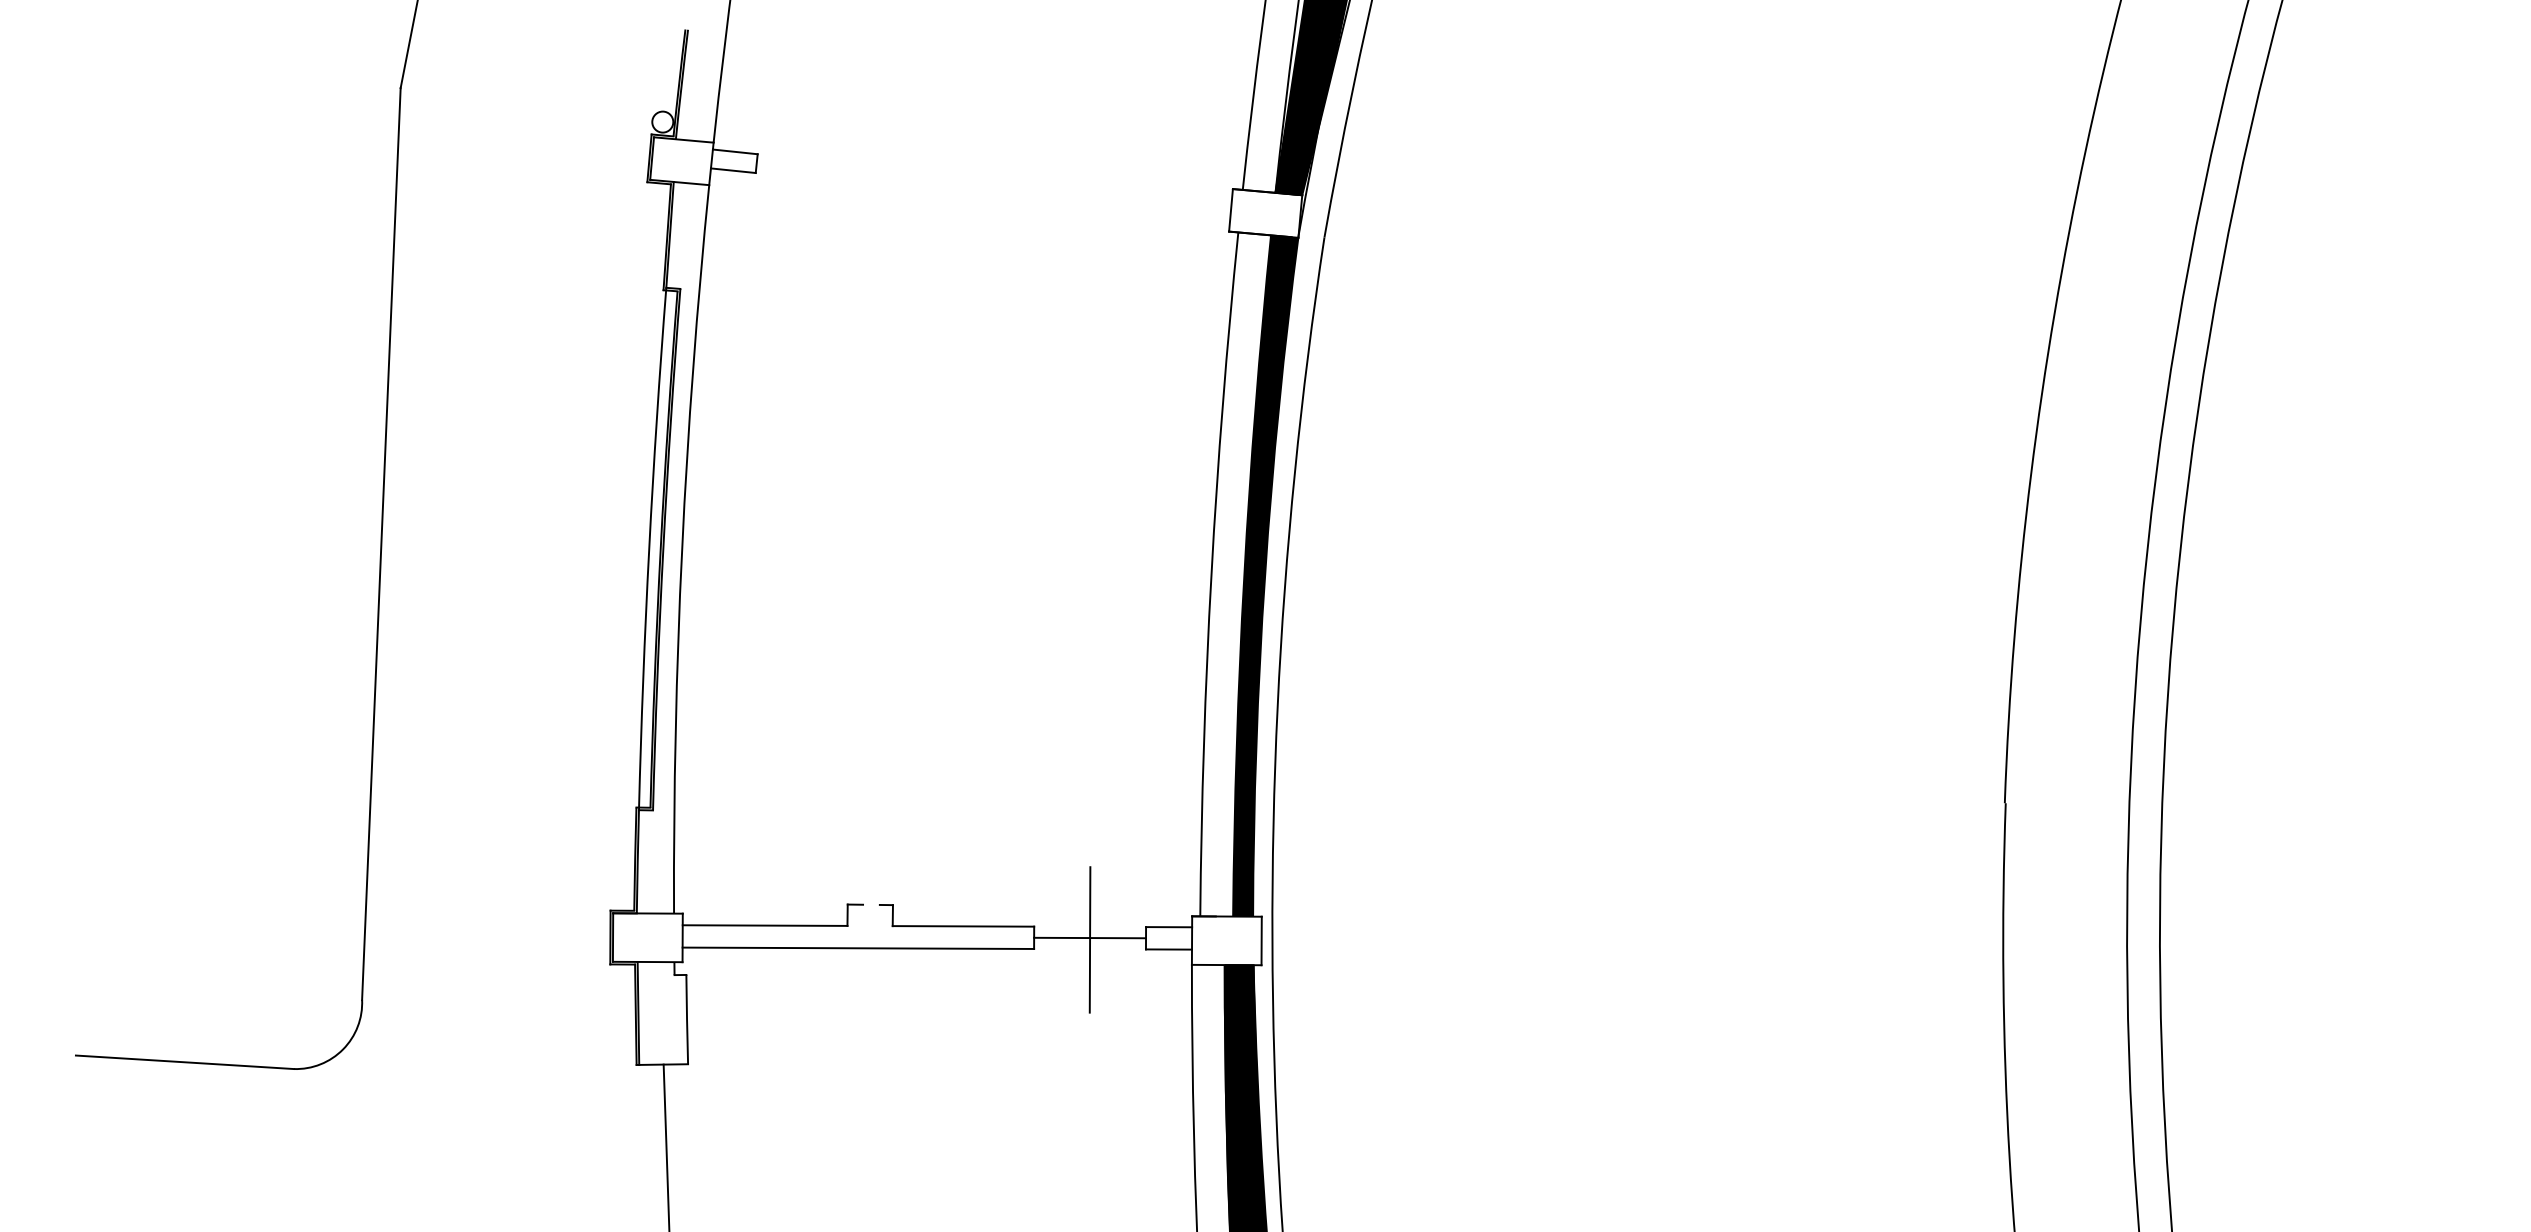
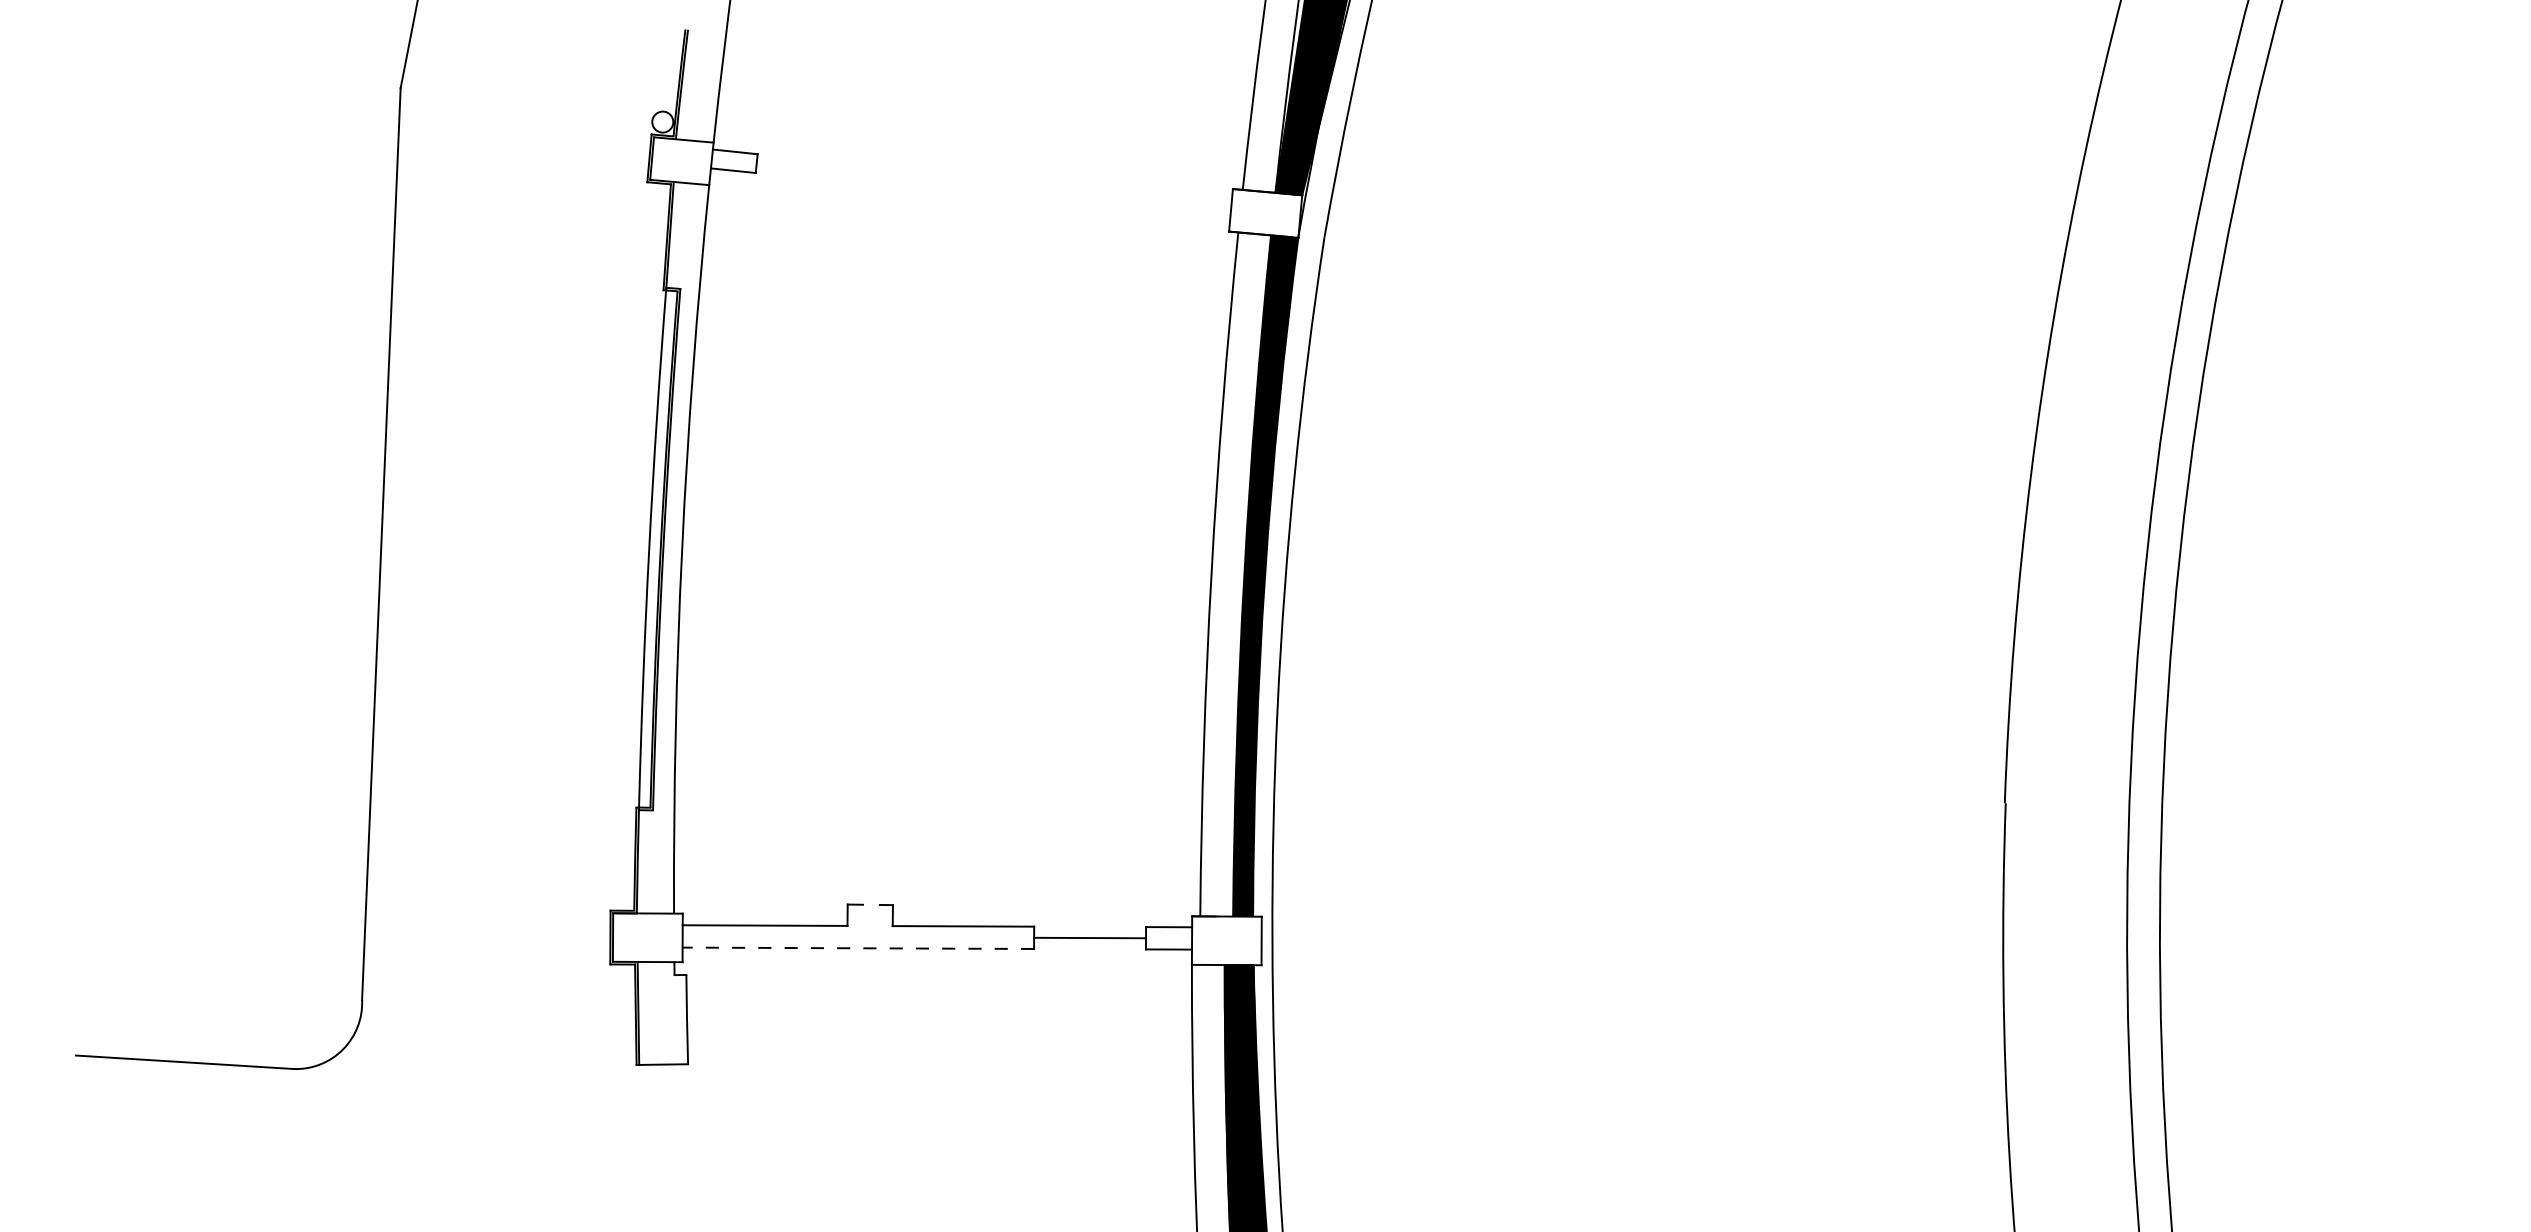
line: present -> none (1089, 939)
line: solid -> dashed (858, 948)
line: present -> none (666, 1146)
